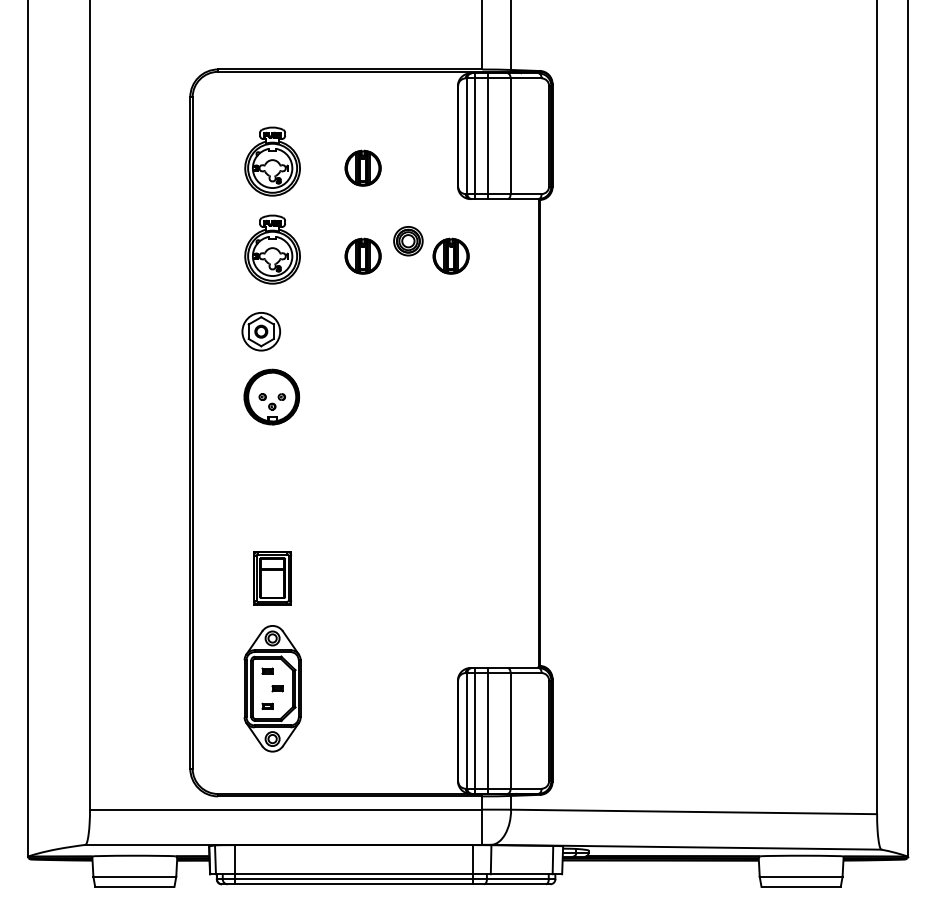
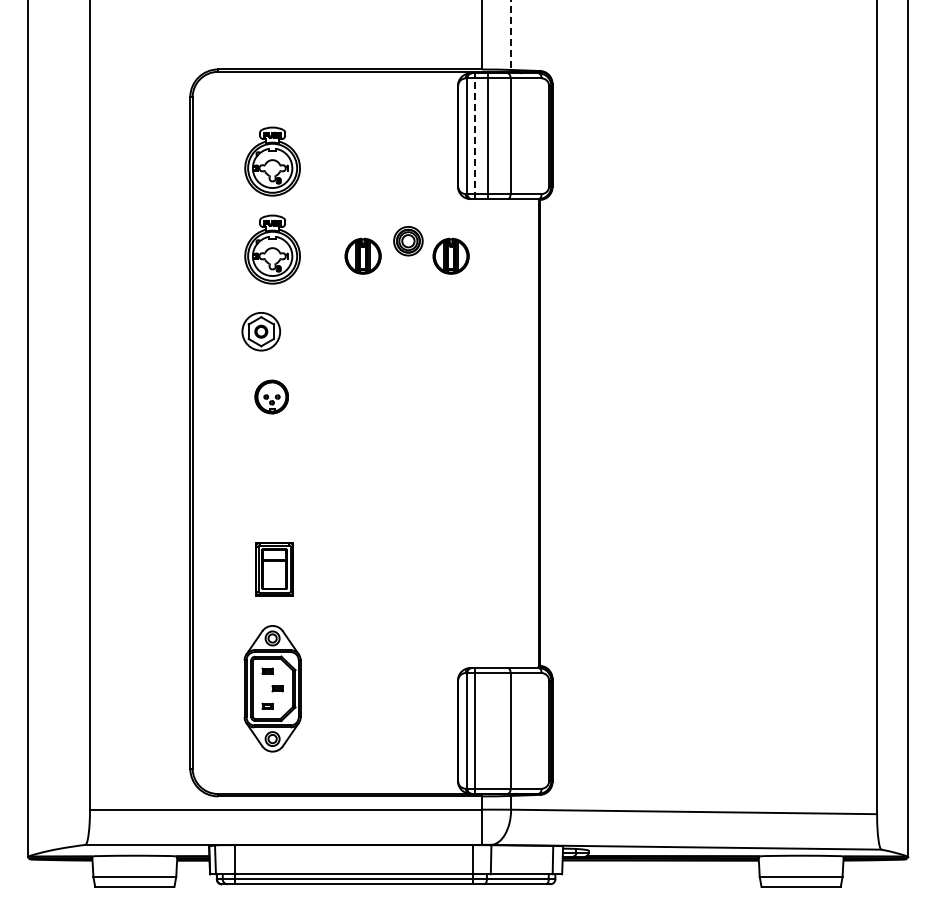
line: solid -> dashed (511, 35)
line: solid -> dashed (474, 136)
part: present -> none (362, 167)
part size: 57x58 px -> 35x36 px (271, 396)
part position: (272, 578) -> (274, 569) (274, 569)
line: present -> none (487, 730)
